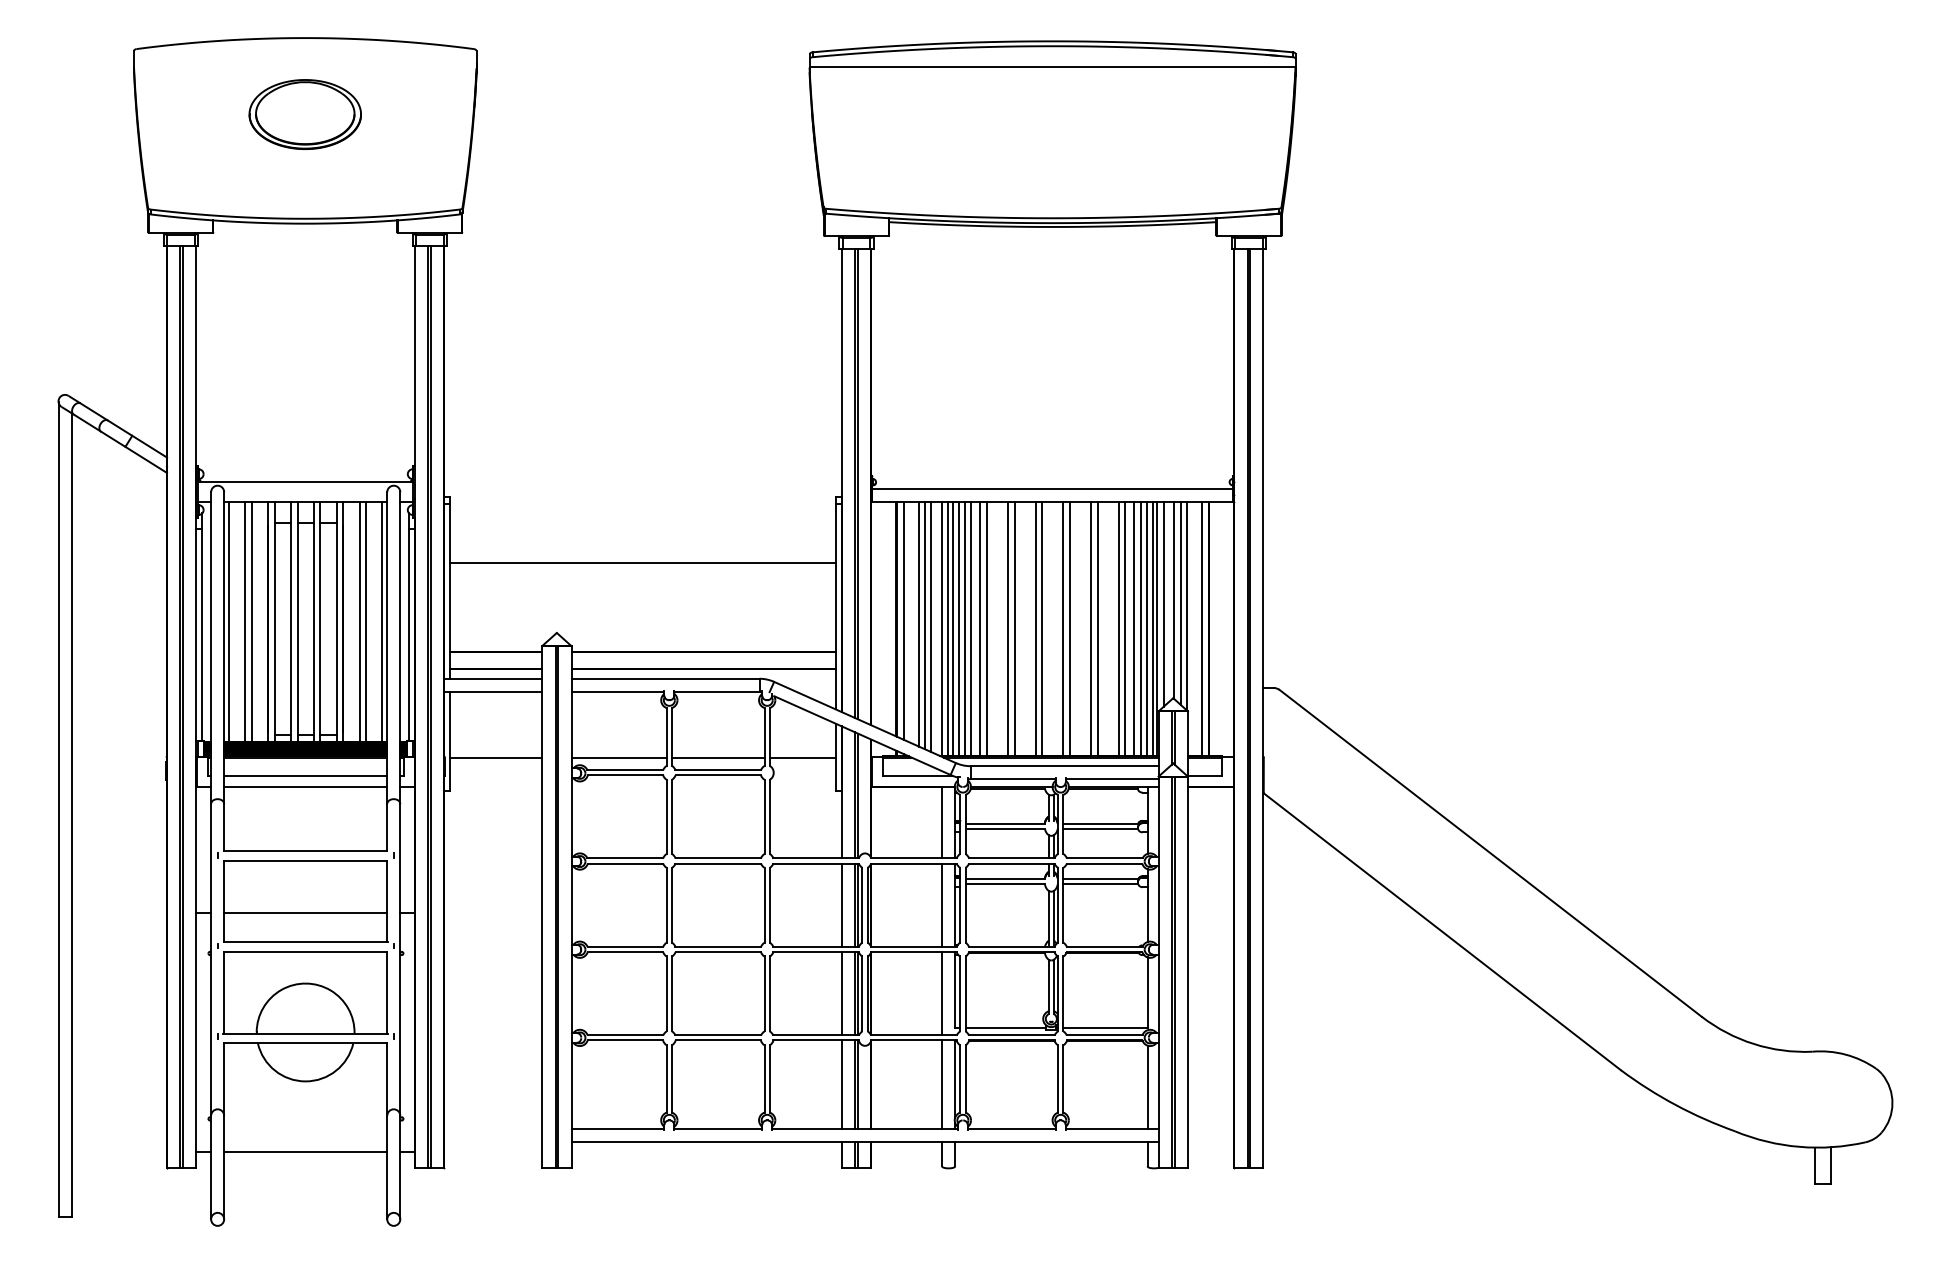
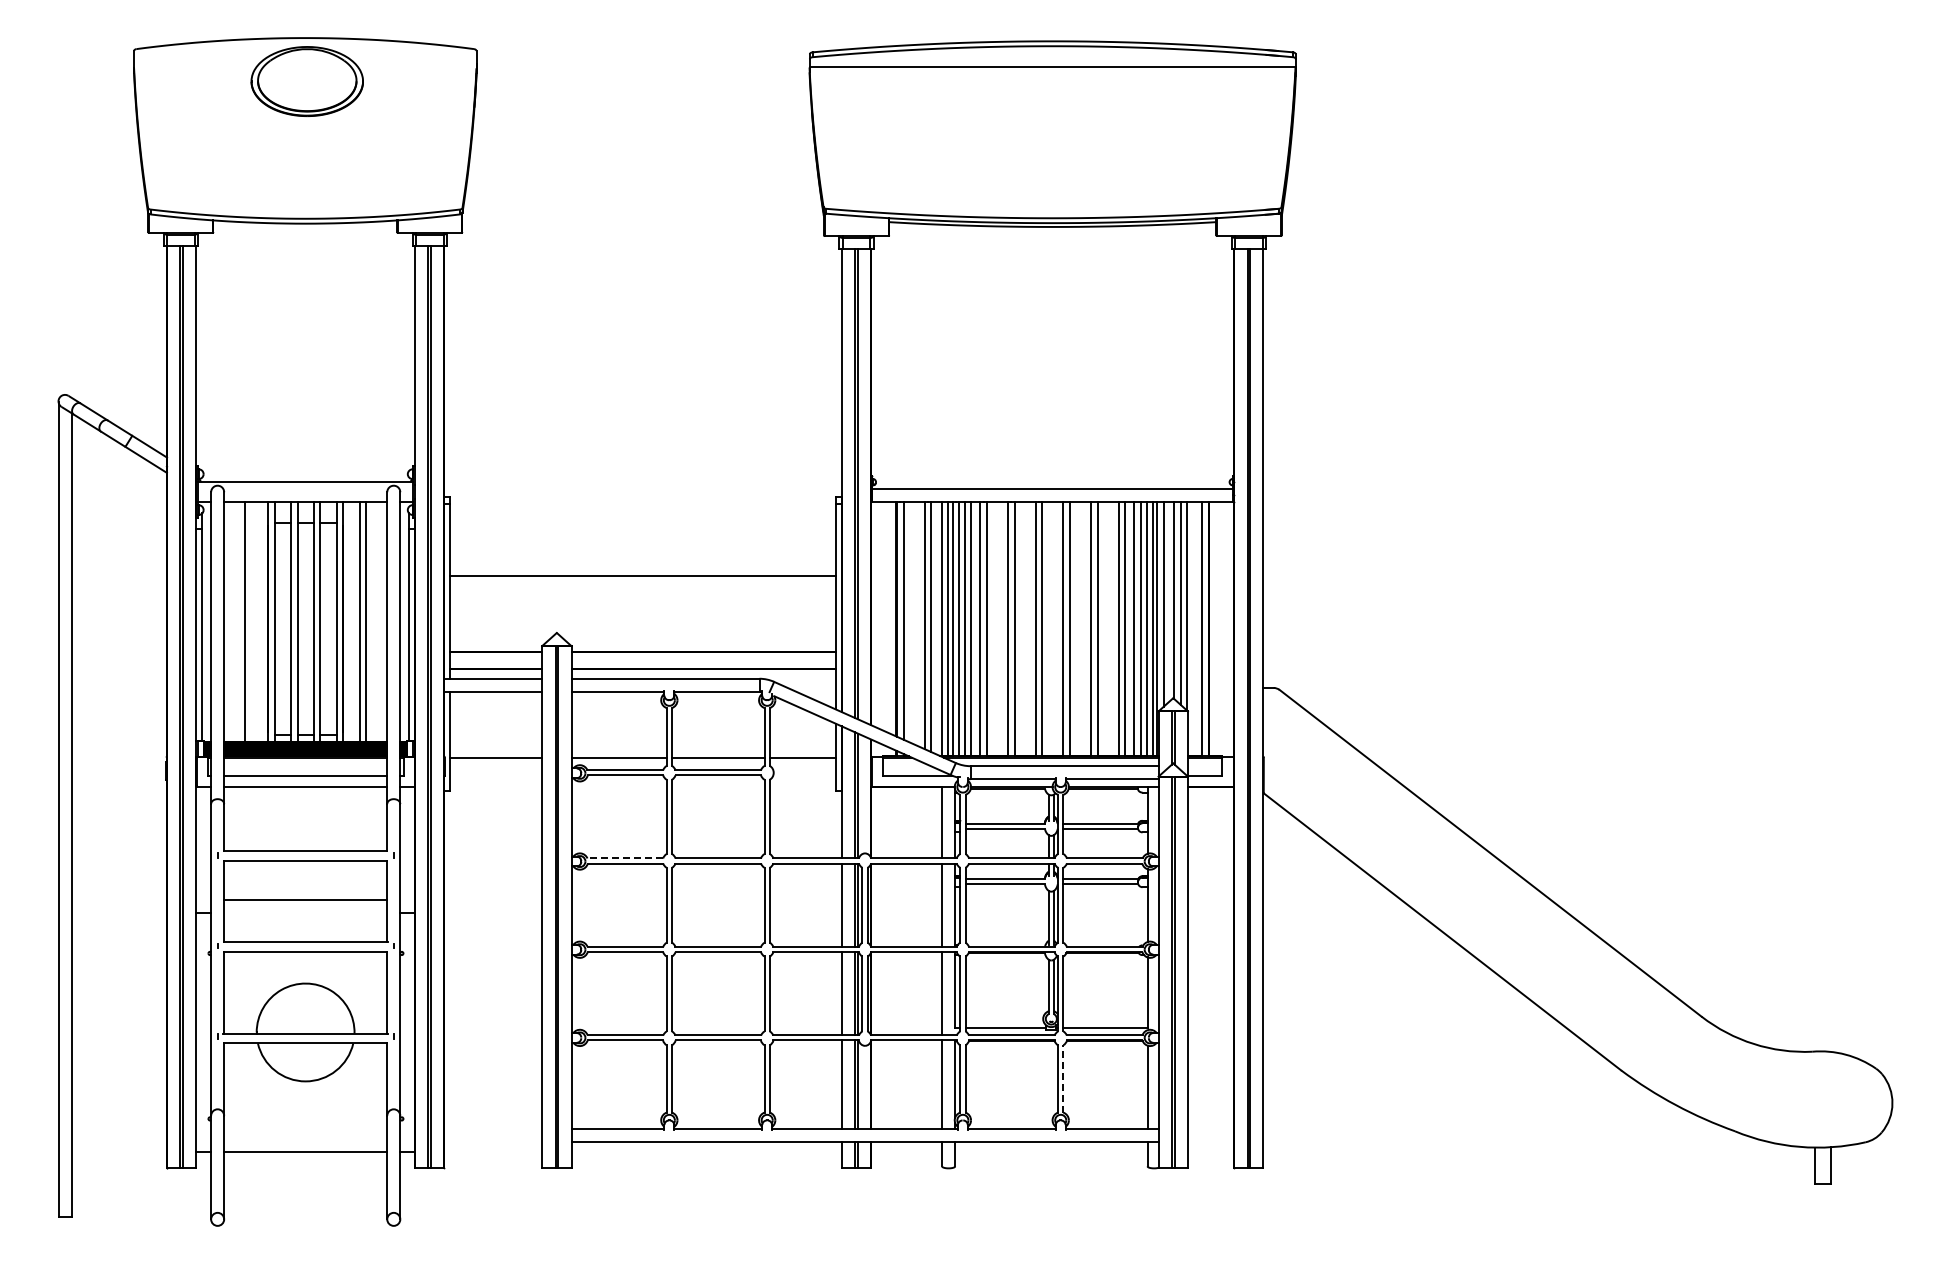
part position: (304, 114) -> (306, 81) (306, 81)
line position: (642, 562) -> (642, 575) (642, 575)
line: present -> none (229, 621)
line: present -> none (251, 621)
line: present -> none (382, 621)
line: present -> none (919, 623)
line: solid -> dashed (625, 858)
line position: (305, 913) -> (305, 900) (305, 900)
line: solid -> dashed (1063, 1078)
